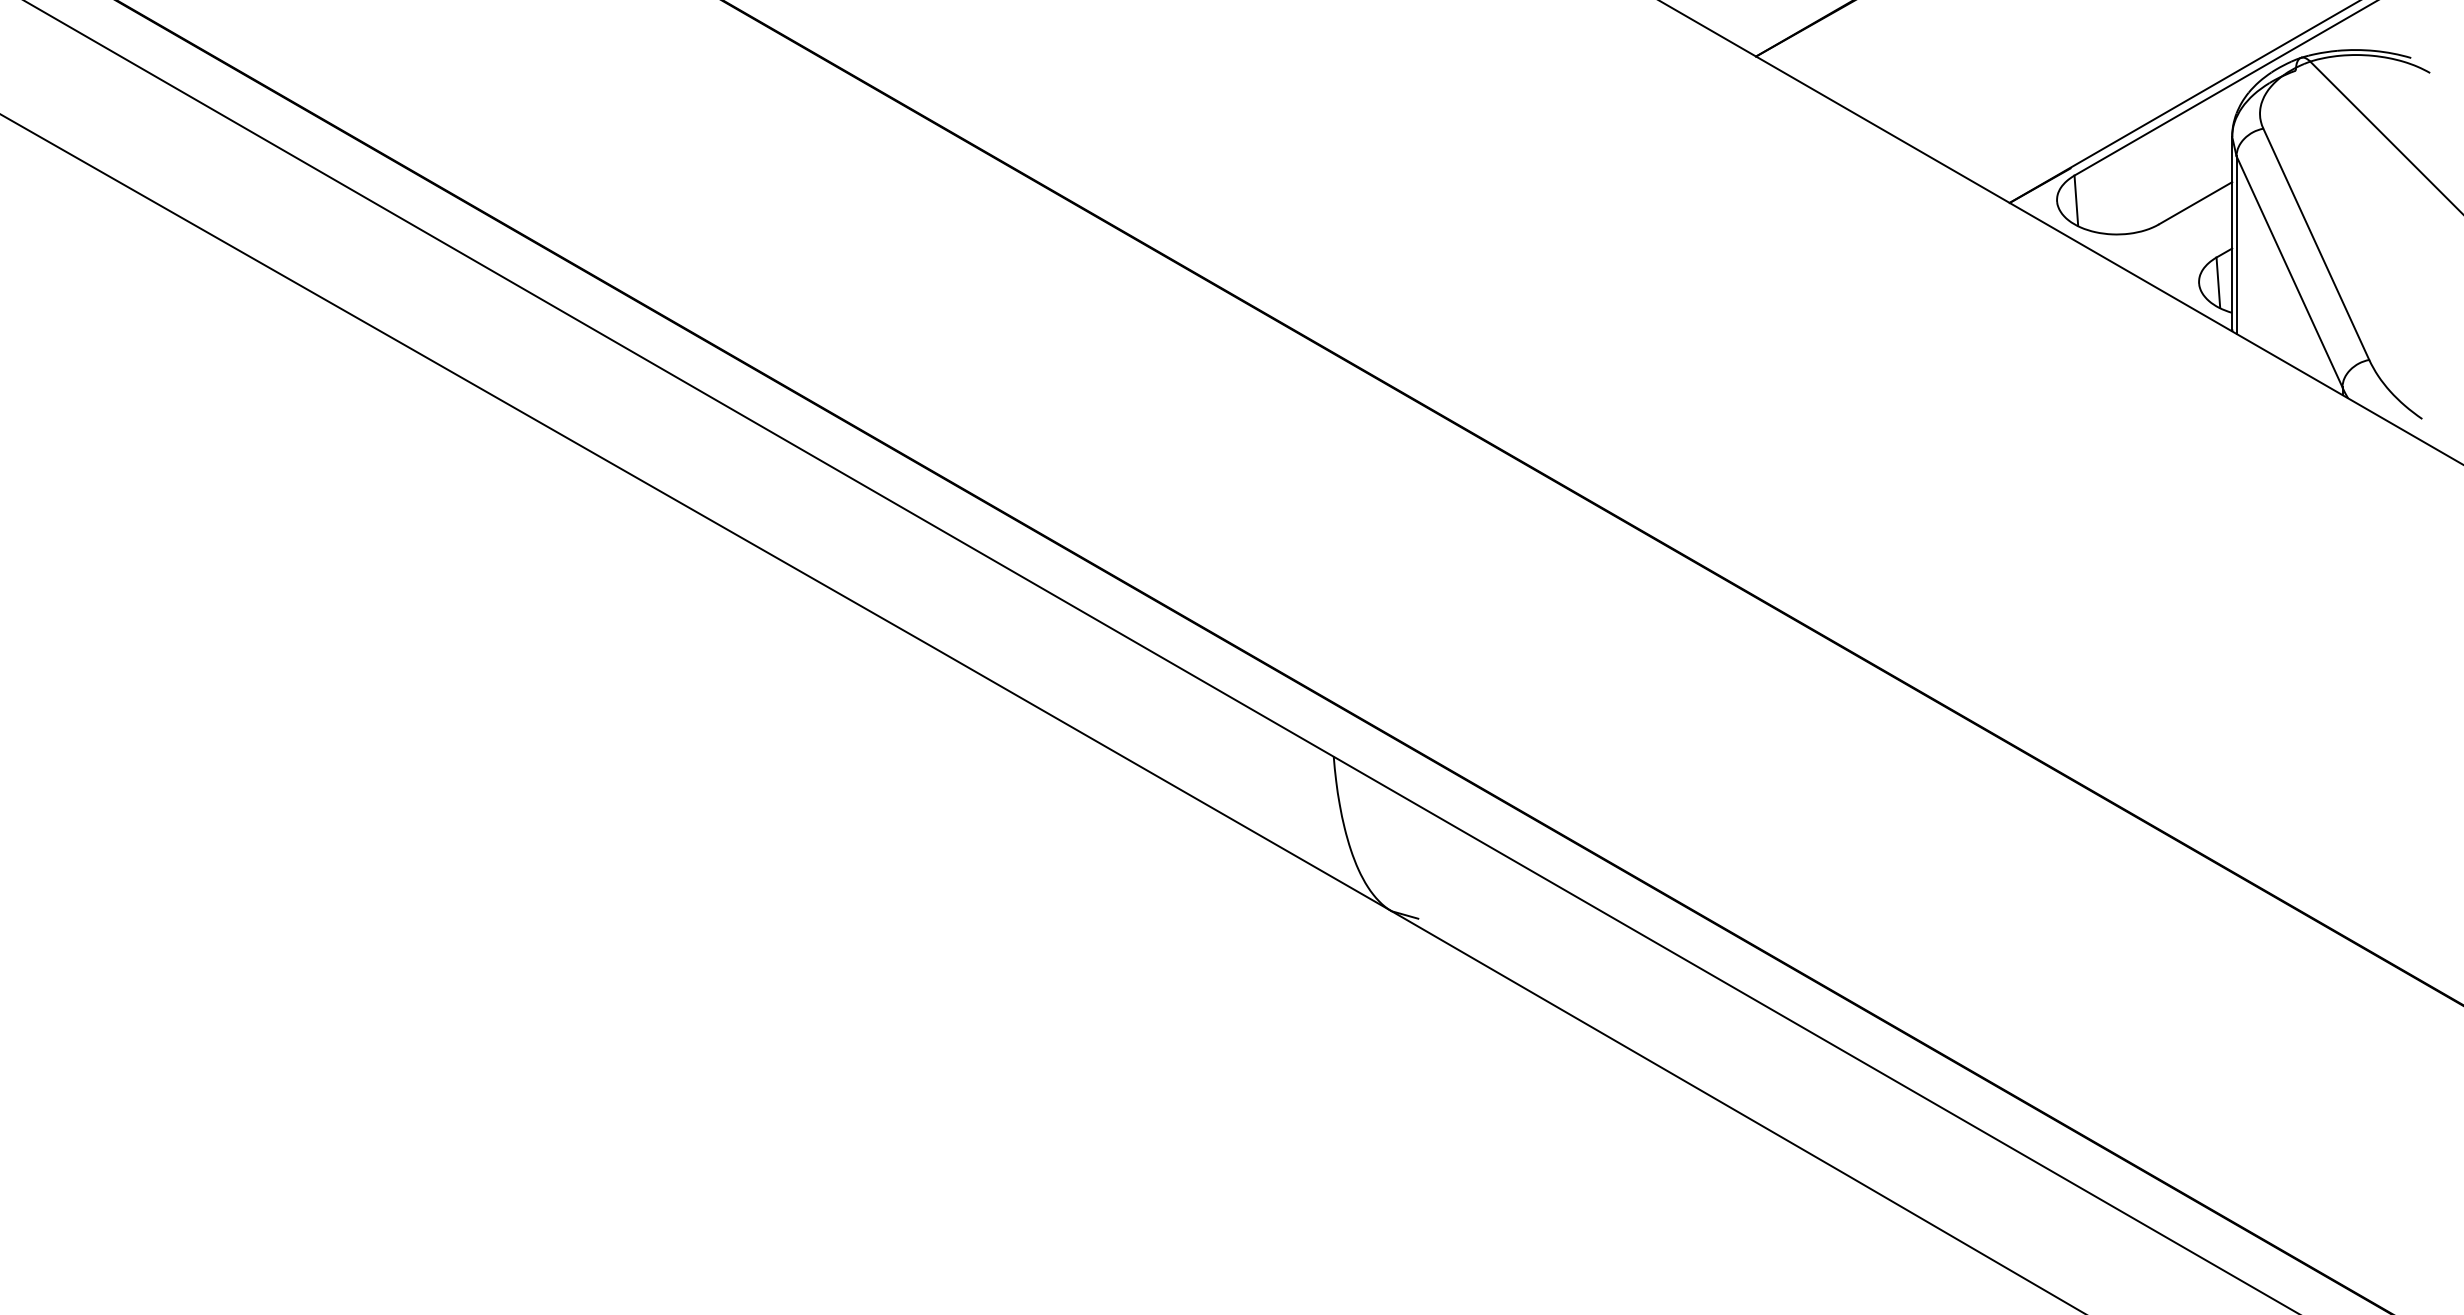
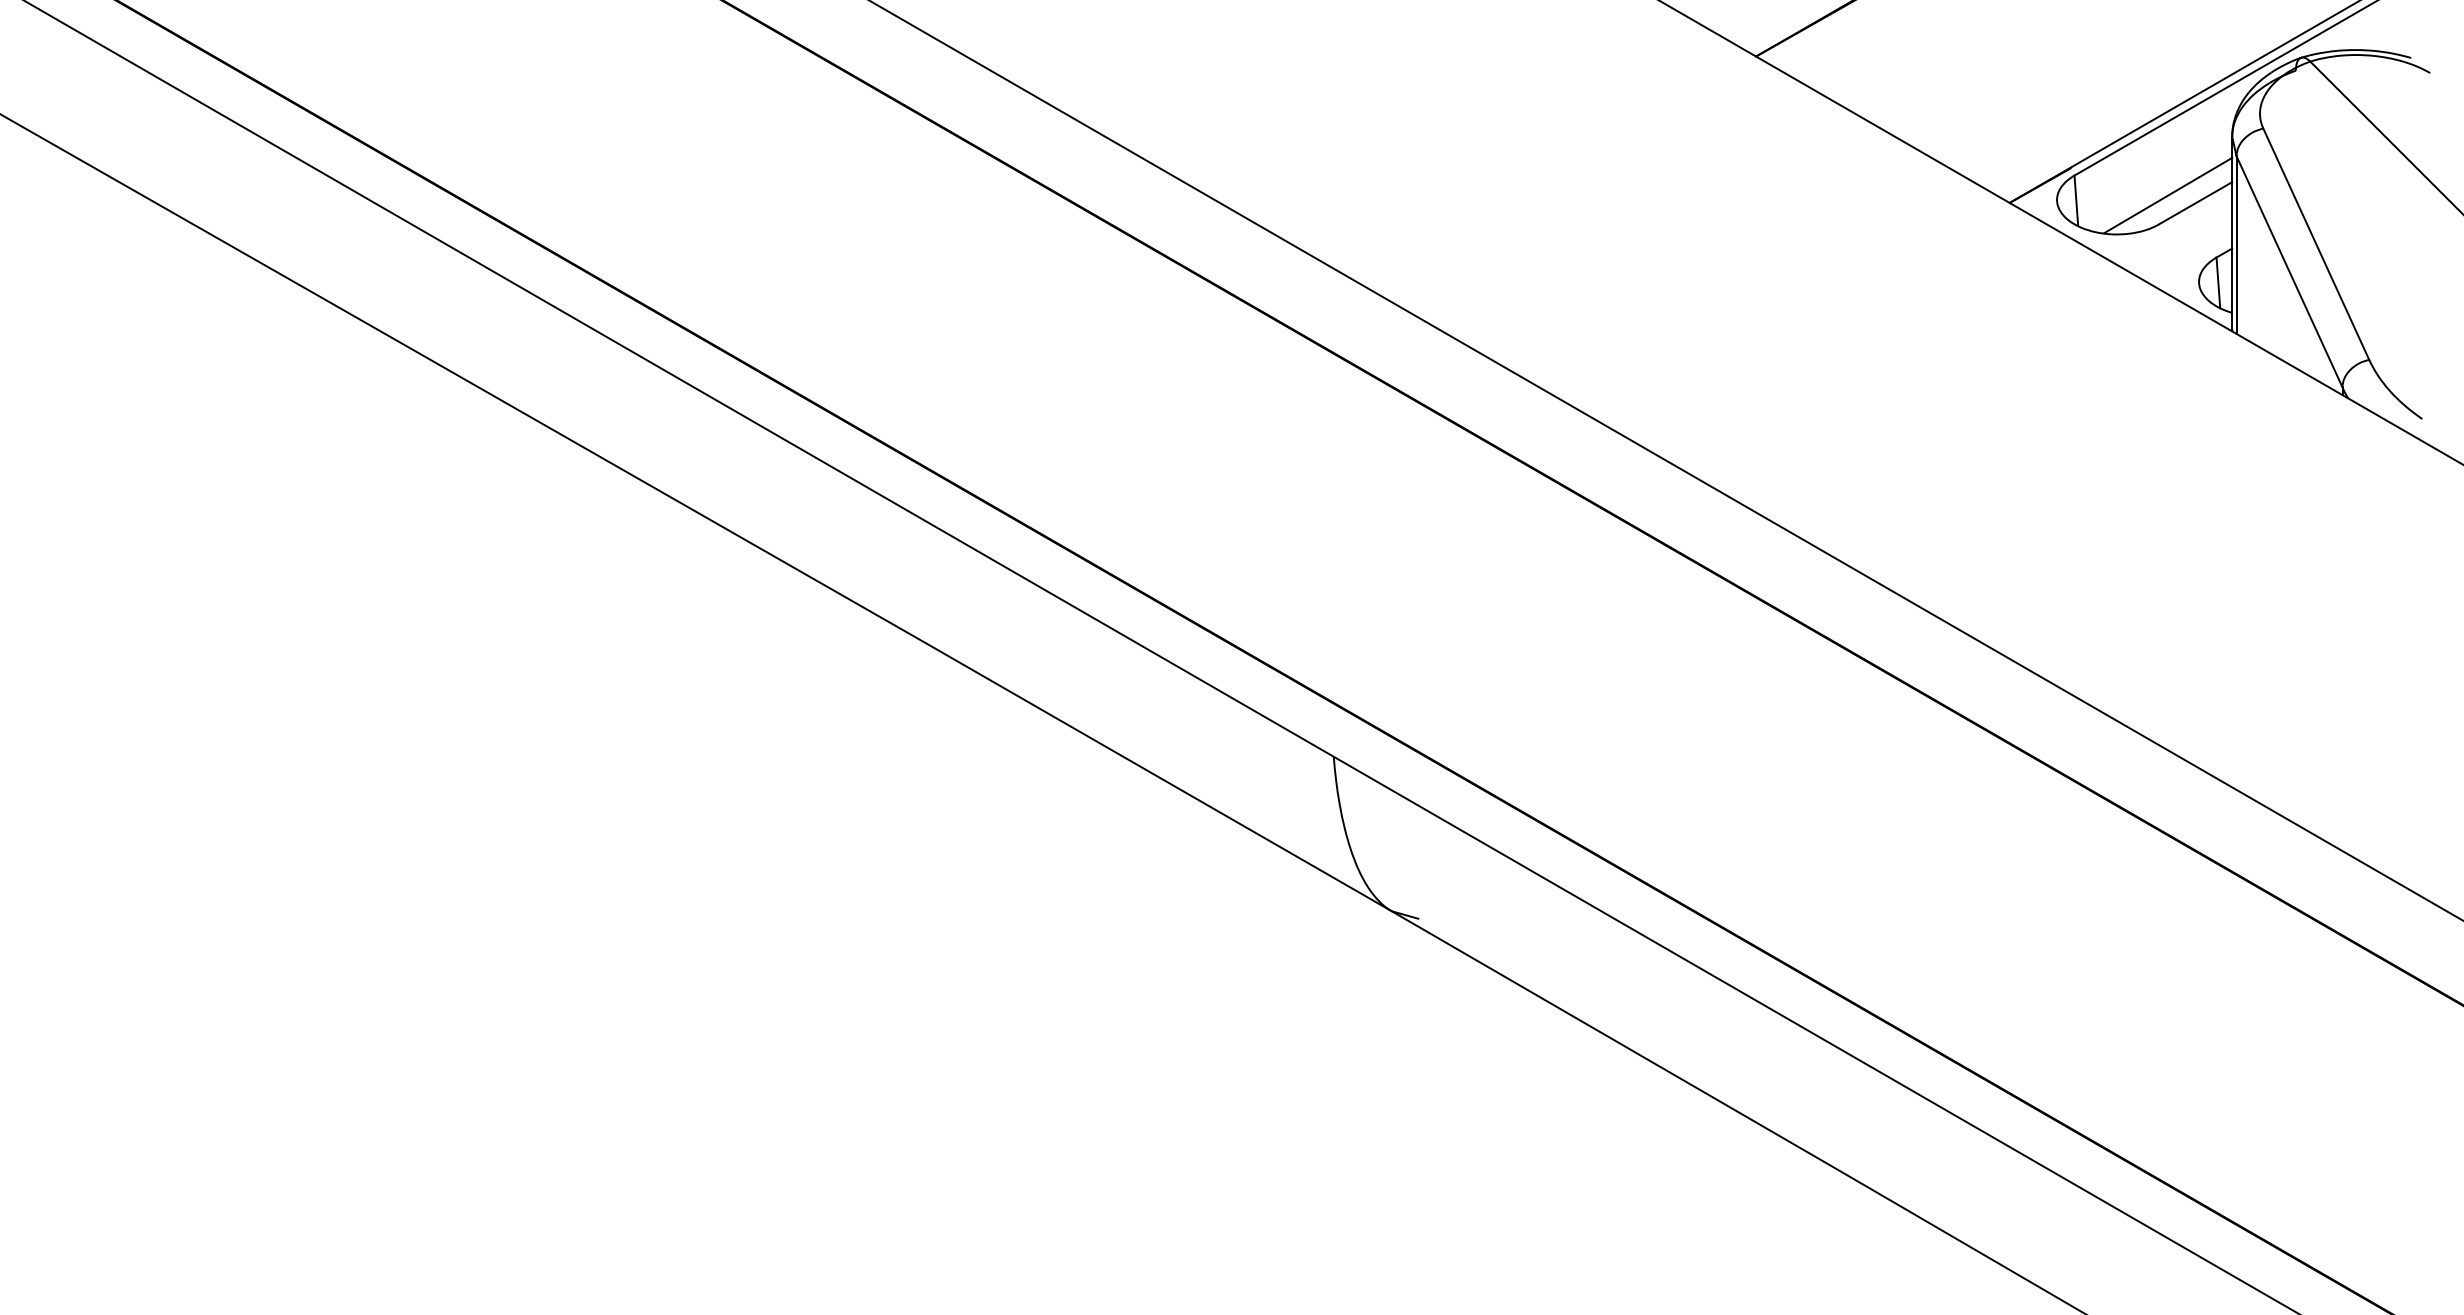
line: none -> present (2168, 195)
line: none -> present (1666, 460)
